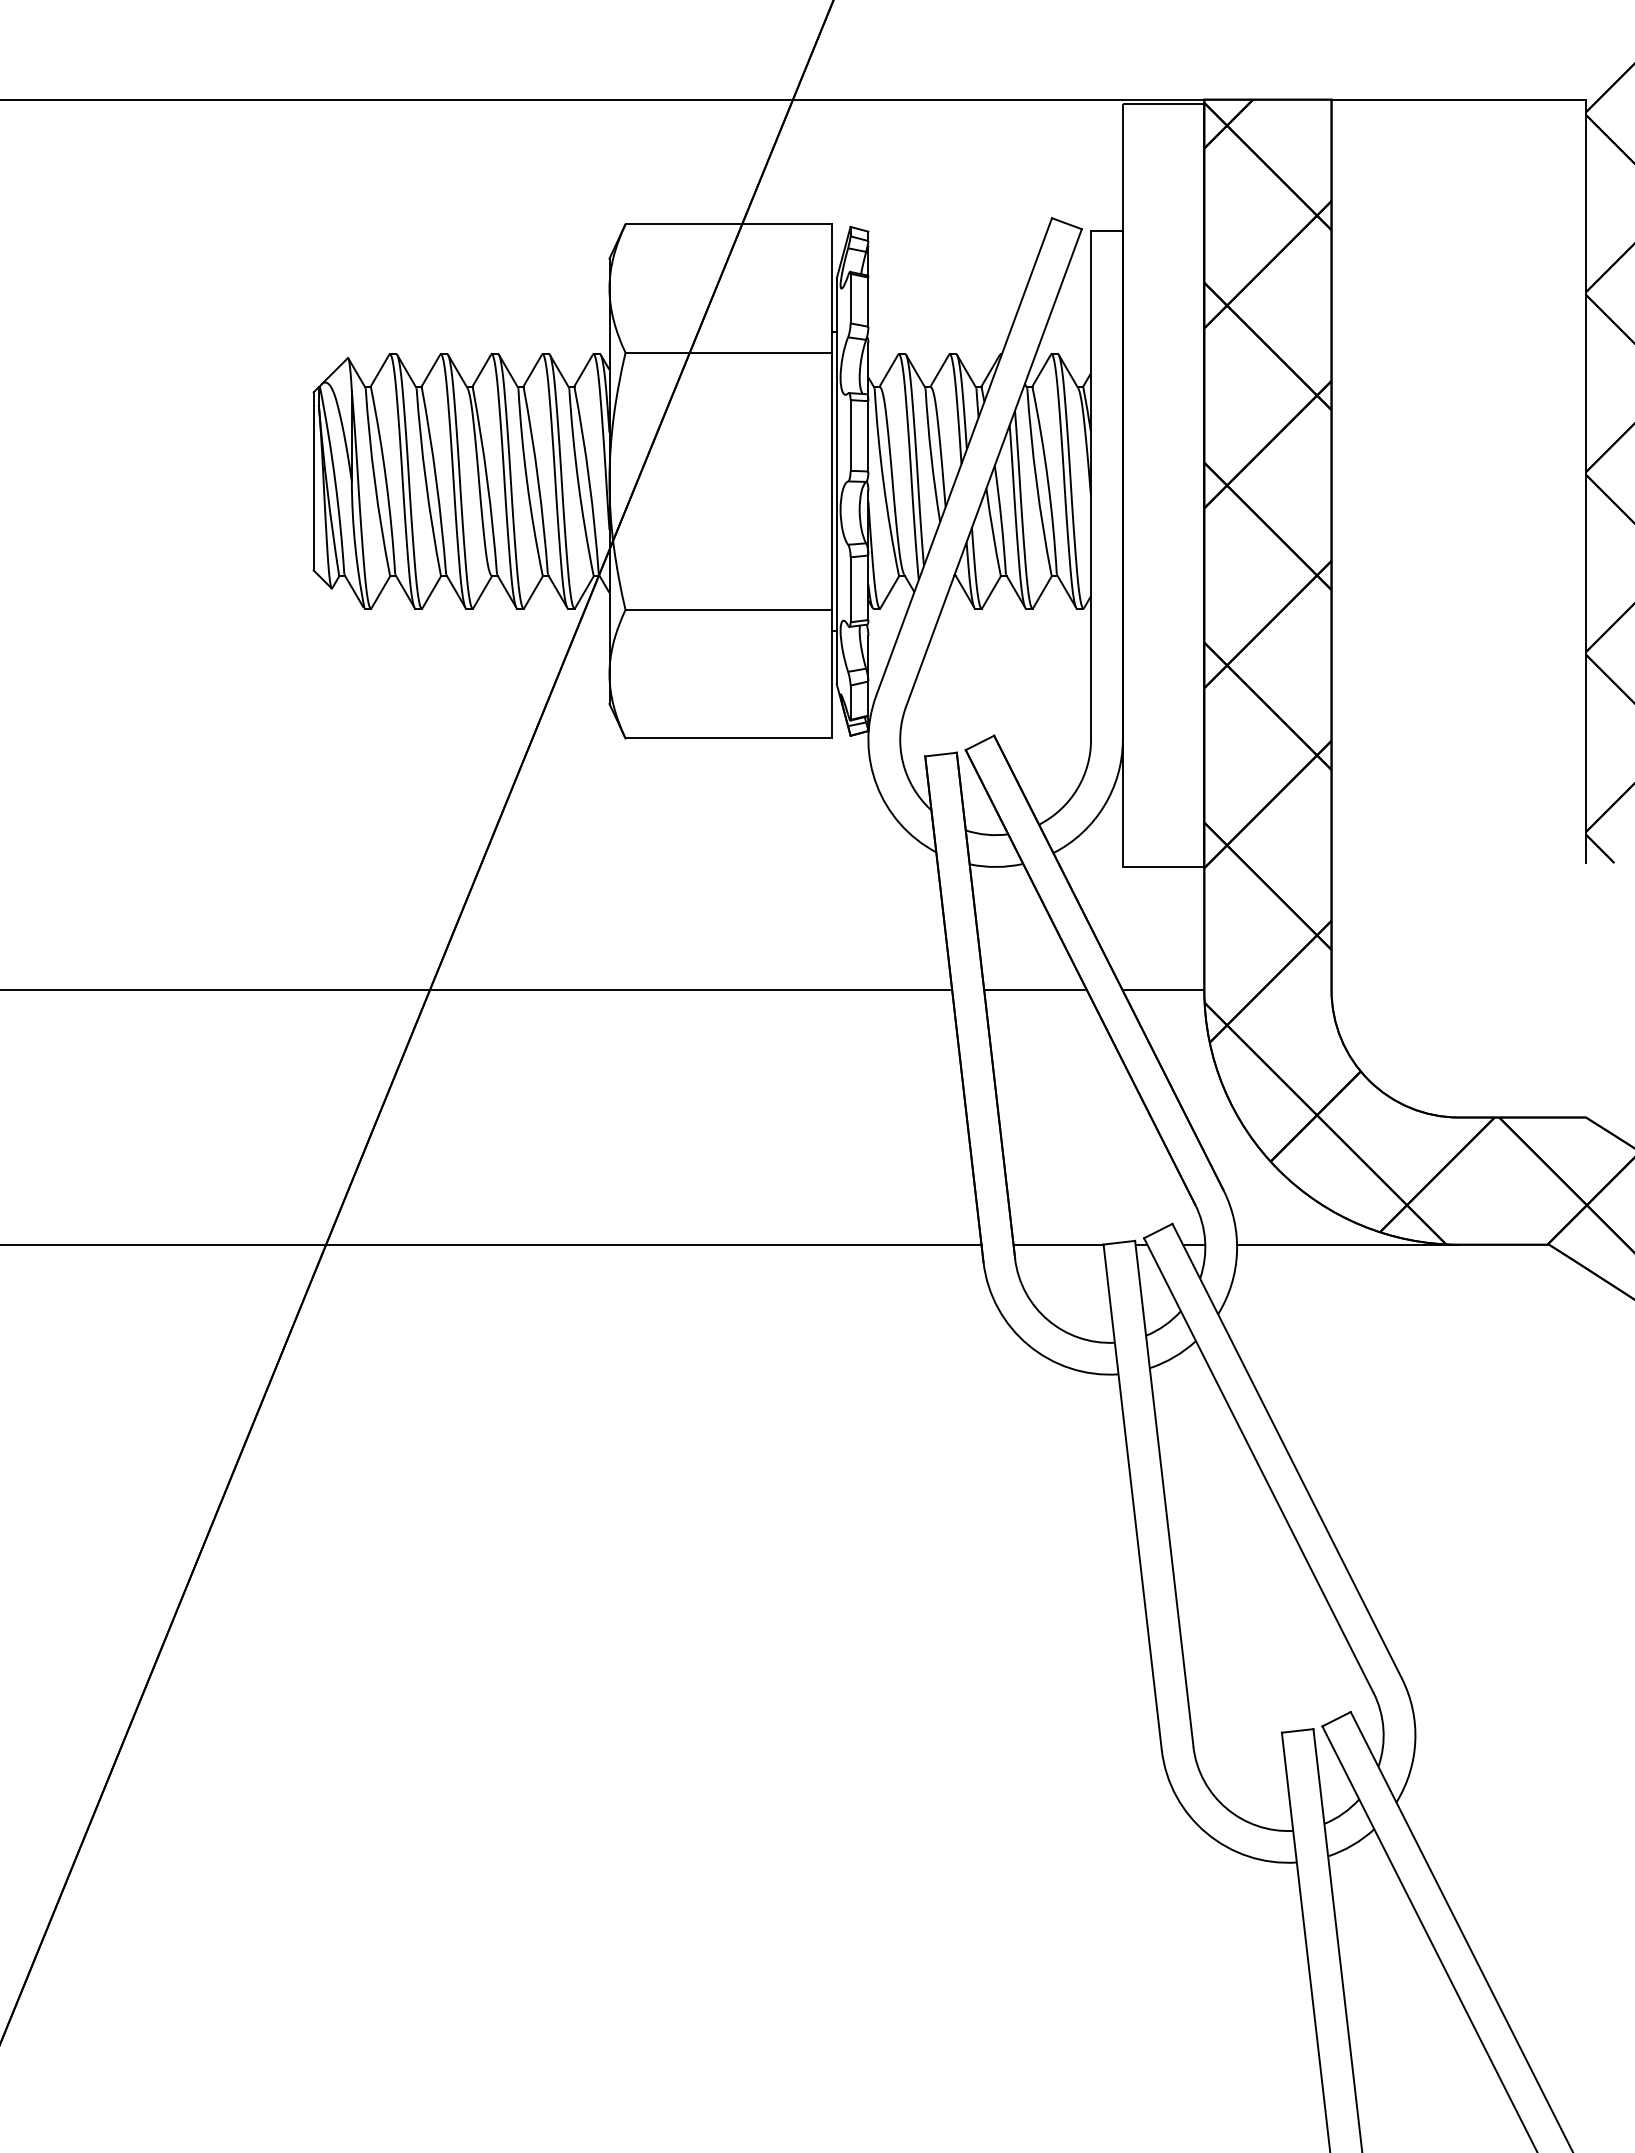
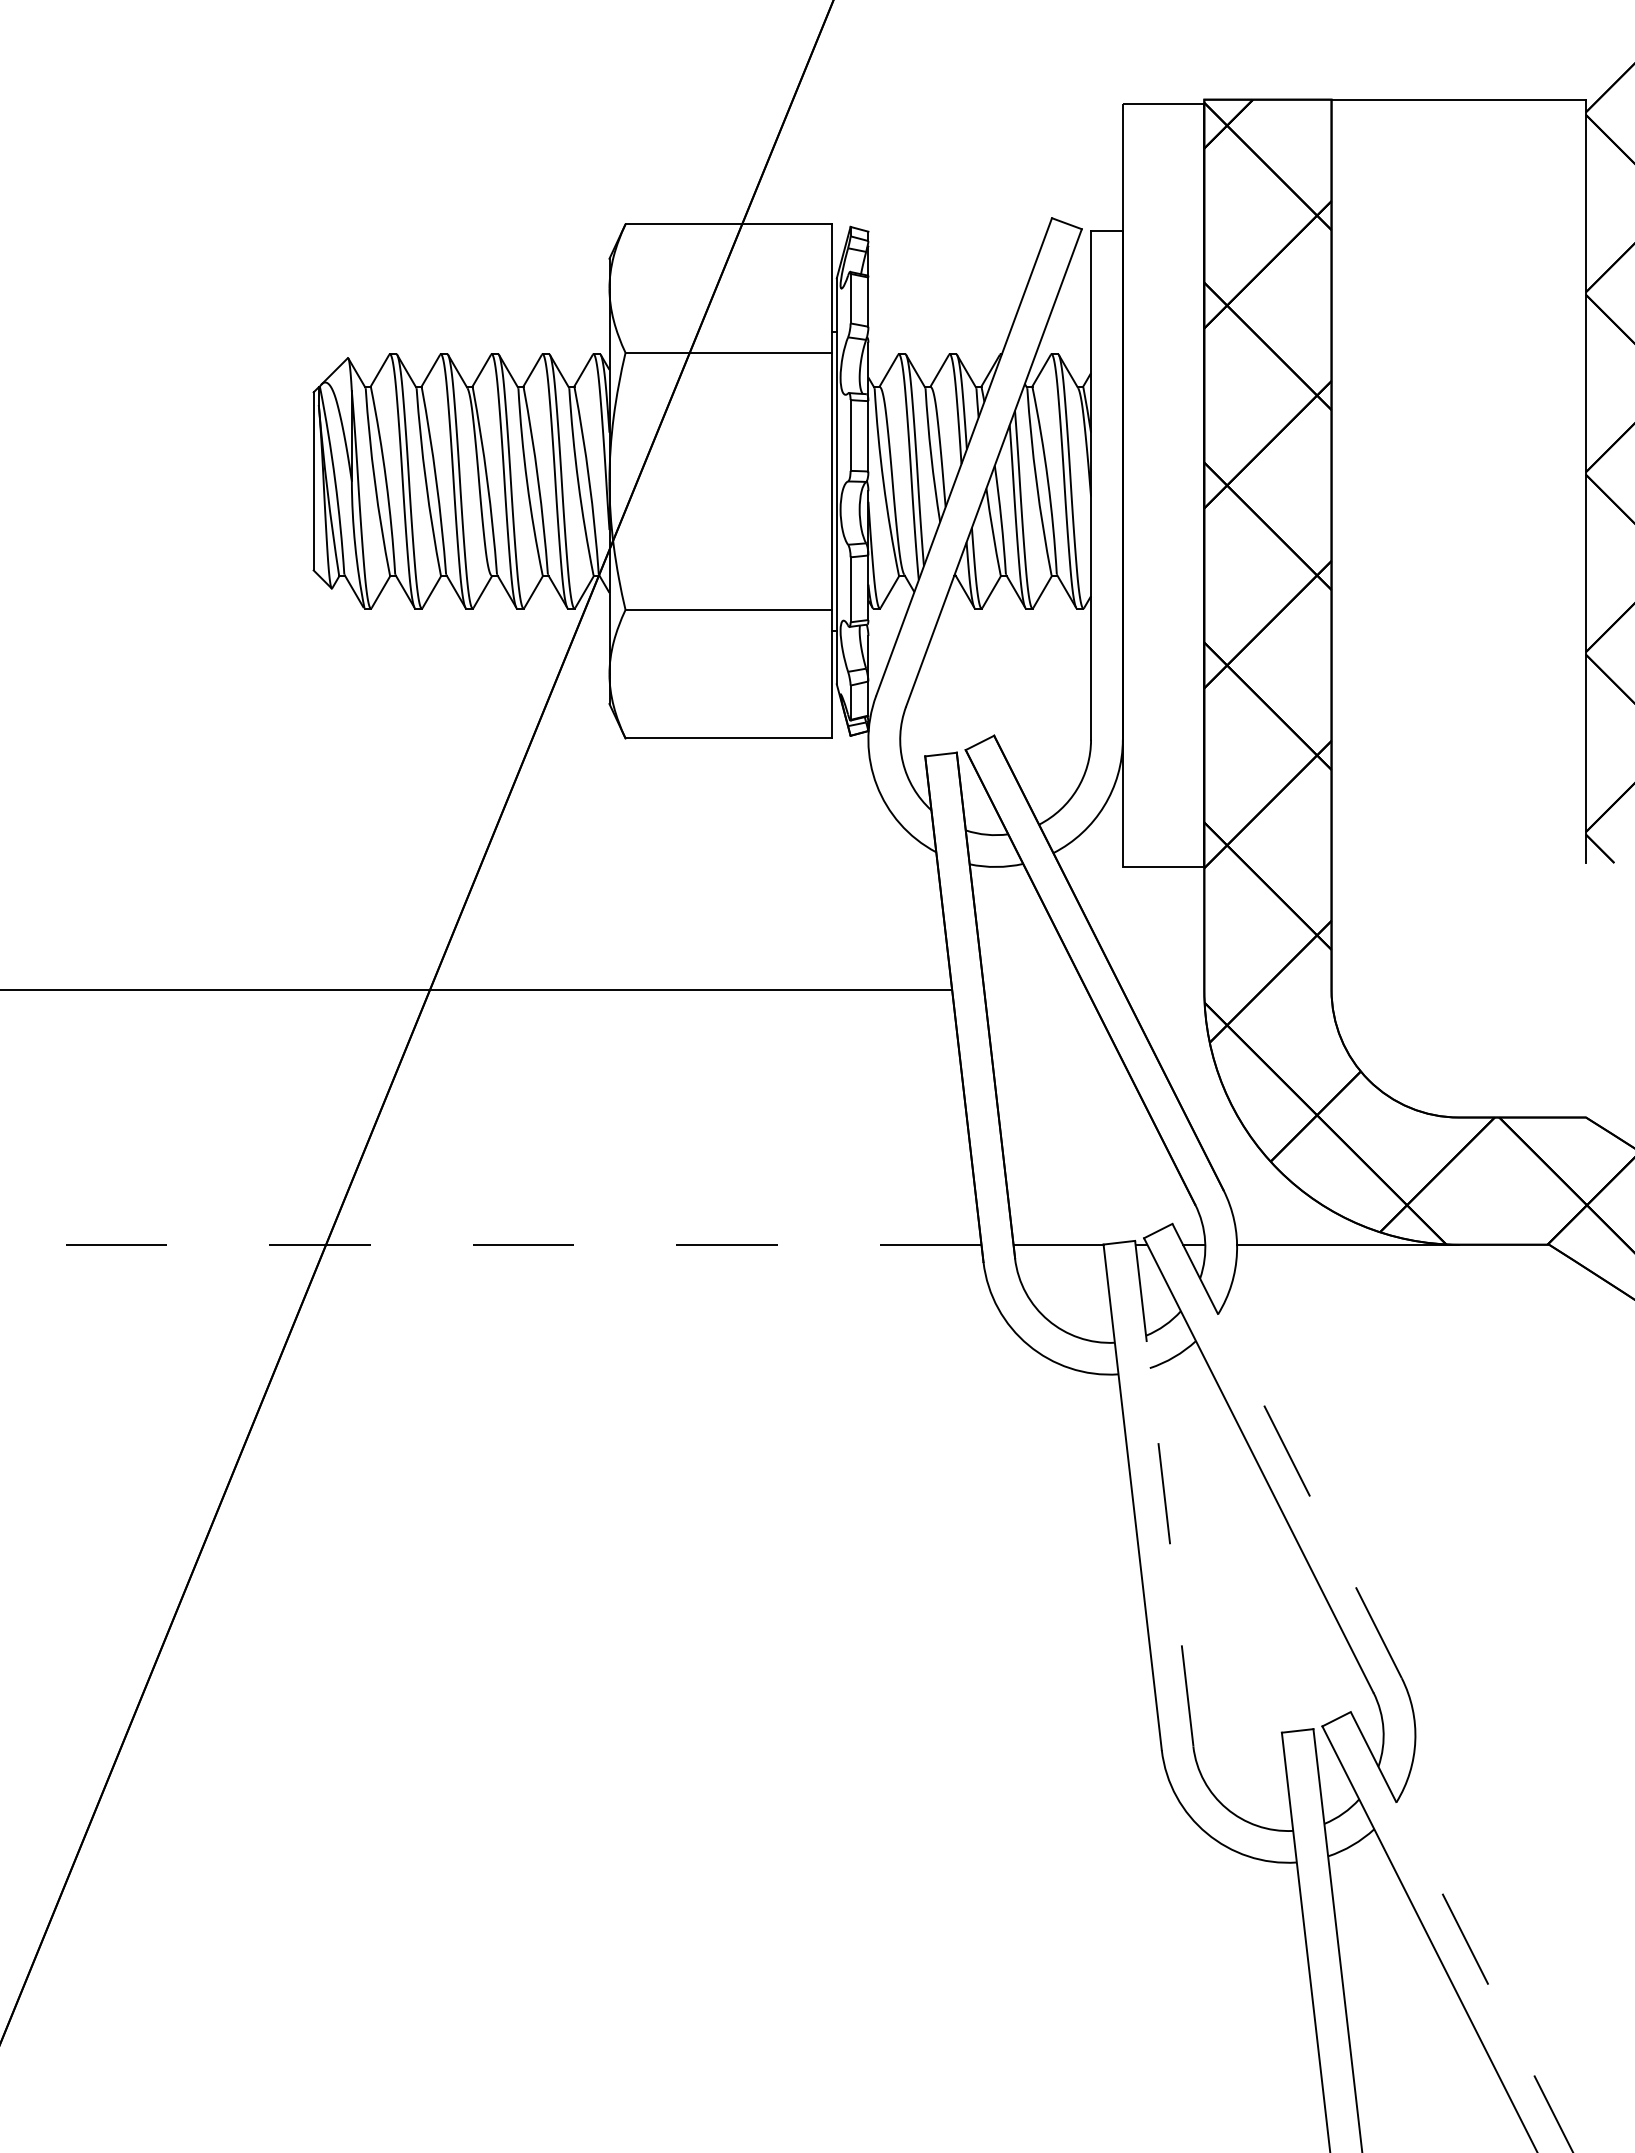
line: present -> none (603, 99)
line: present -> none (1035, 990)
line: present -> none (1163, 990)
line: solid -> dashed (491, 1244)
line: solid -> dashed (1287, 1451)
line: solid -> dashed (1164, 1494)
line: solid -> dashed (1462, 1932)
